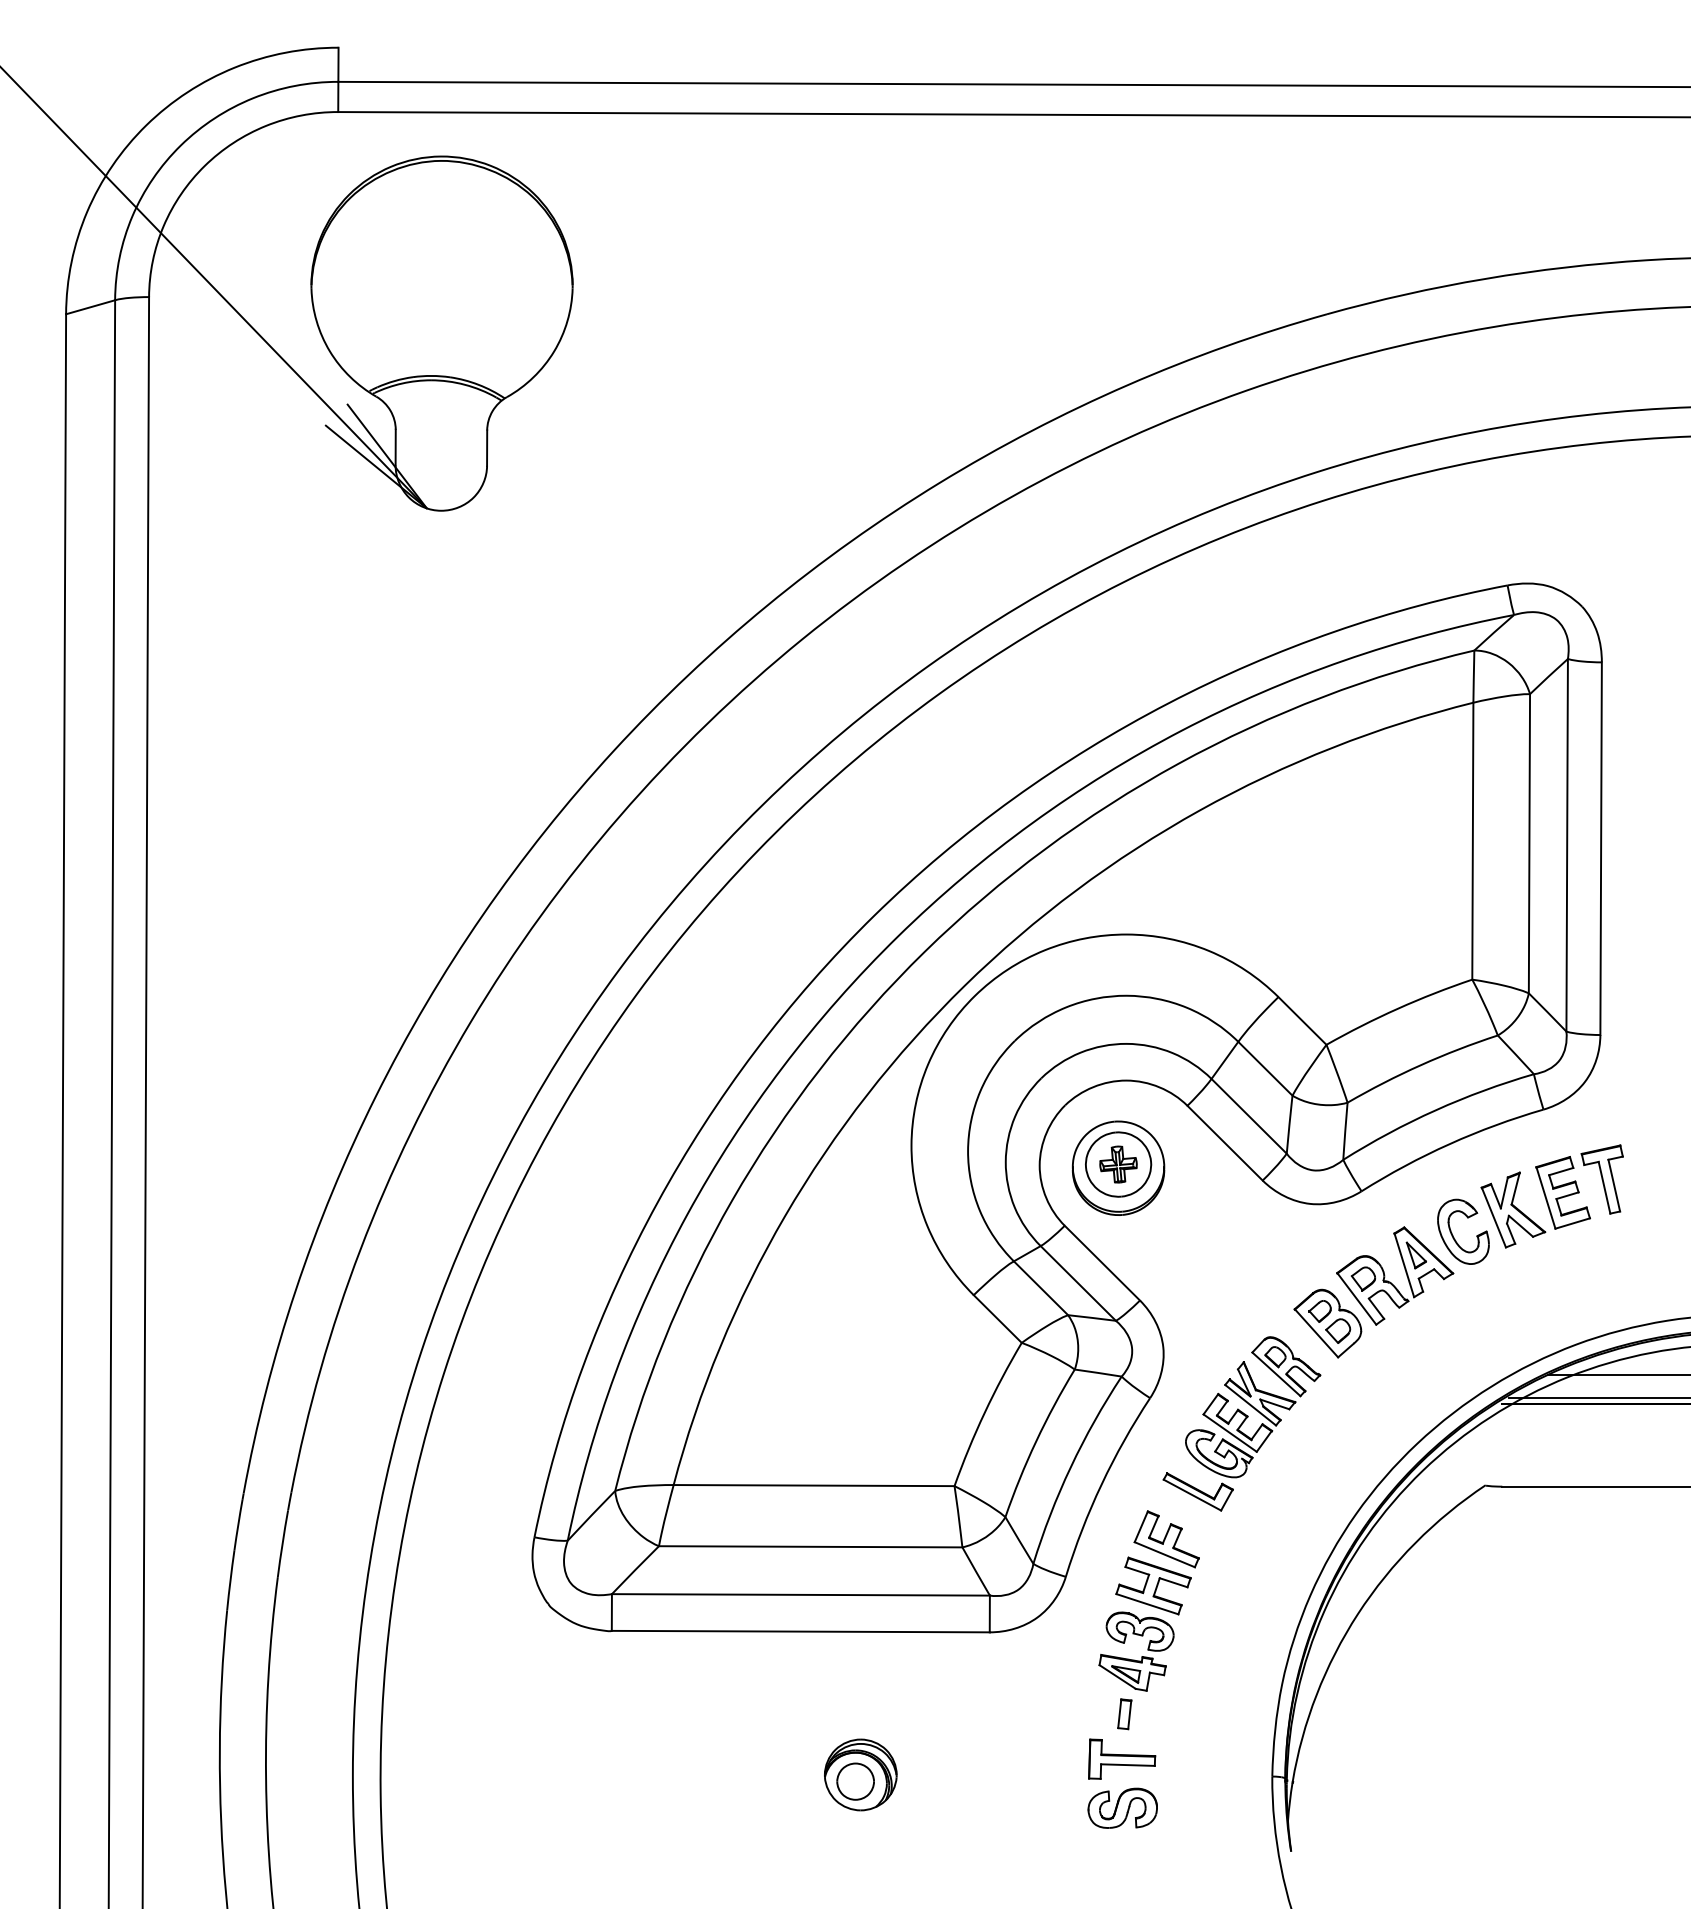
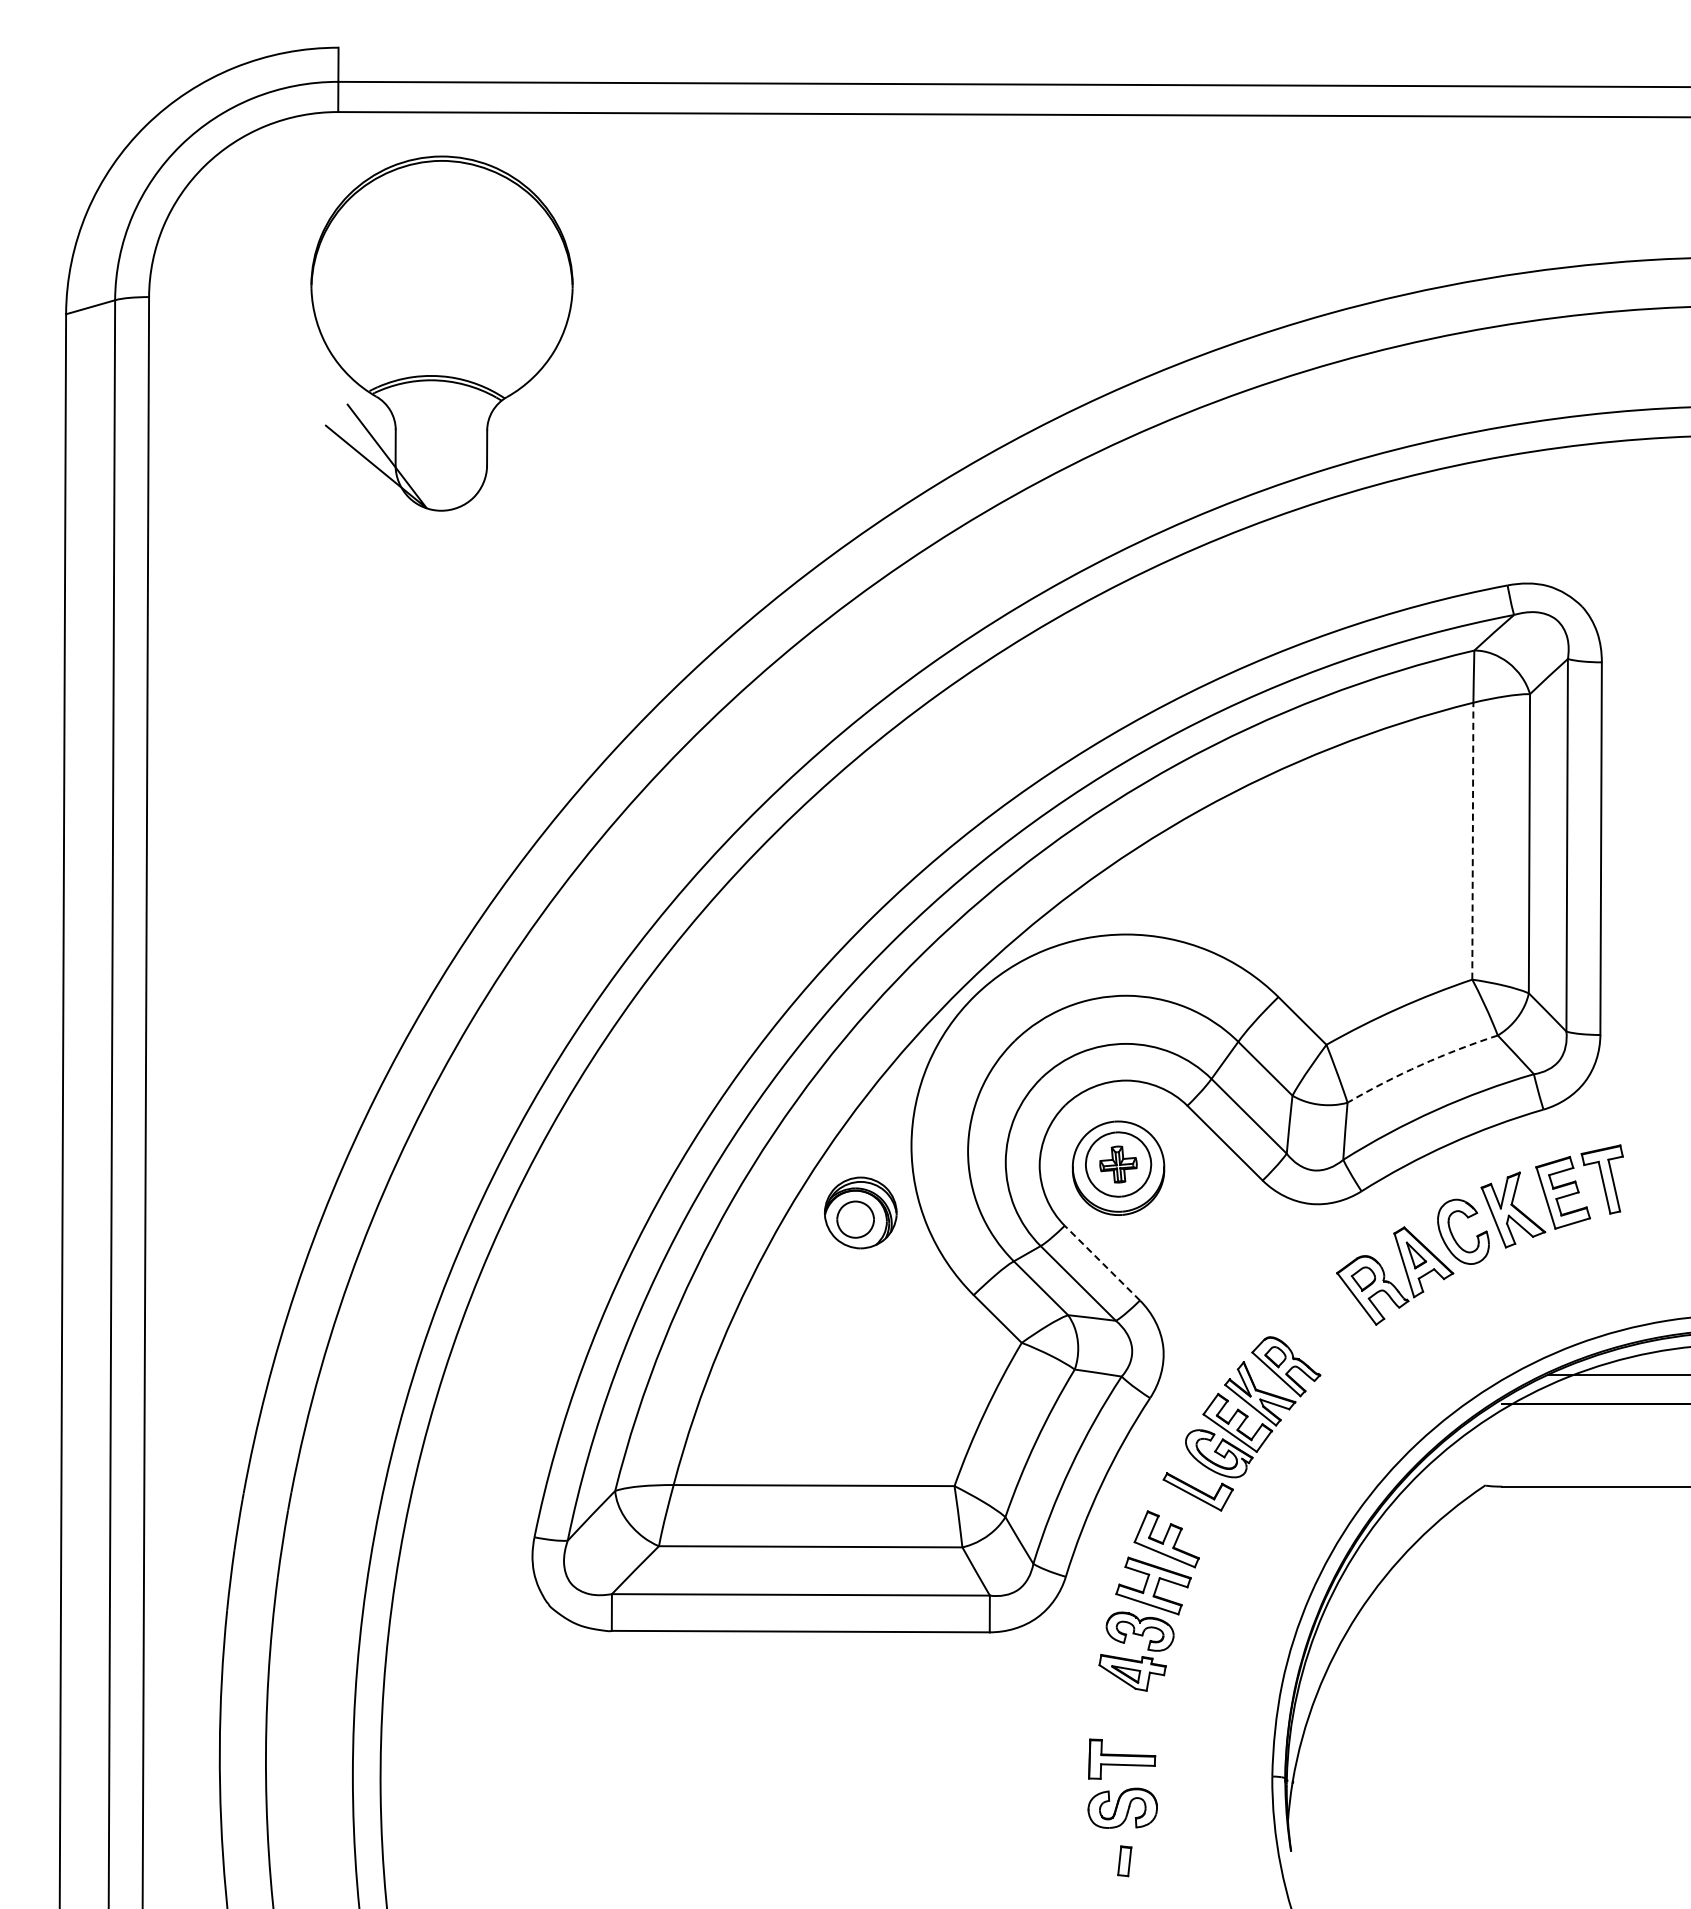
line: present -> none (214, 288)
line: solid -> dashed (1472, 840)
arc: solid -> dashed (1420, 1065)
line: solid -> dashed (1102, 1262)
part: present -> none (1327, 1323)
line: present -> none (1597, 1397)
part position: (1124, 1714) -> (1124, 1861) (1124, 1861)
part position: (860, 1774) -> (860, 1212) (860, 1212)
